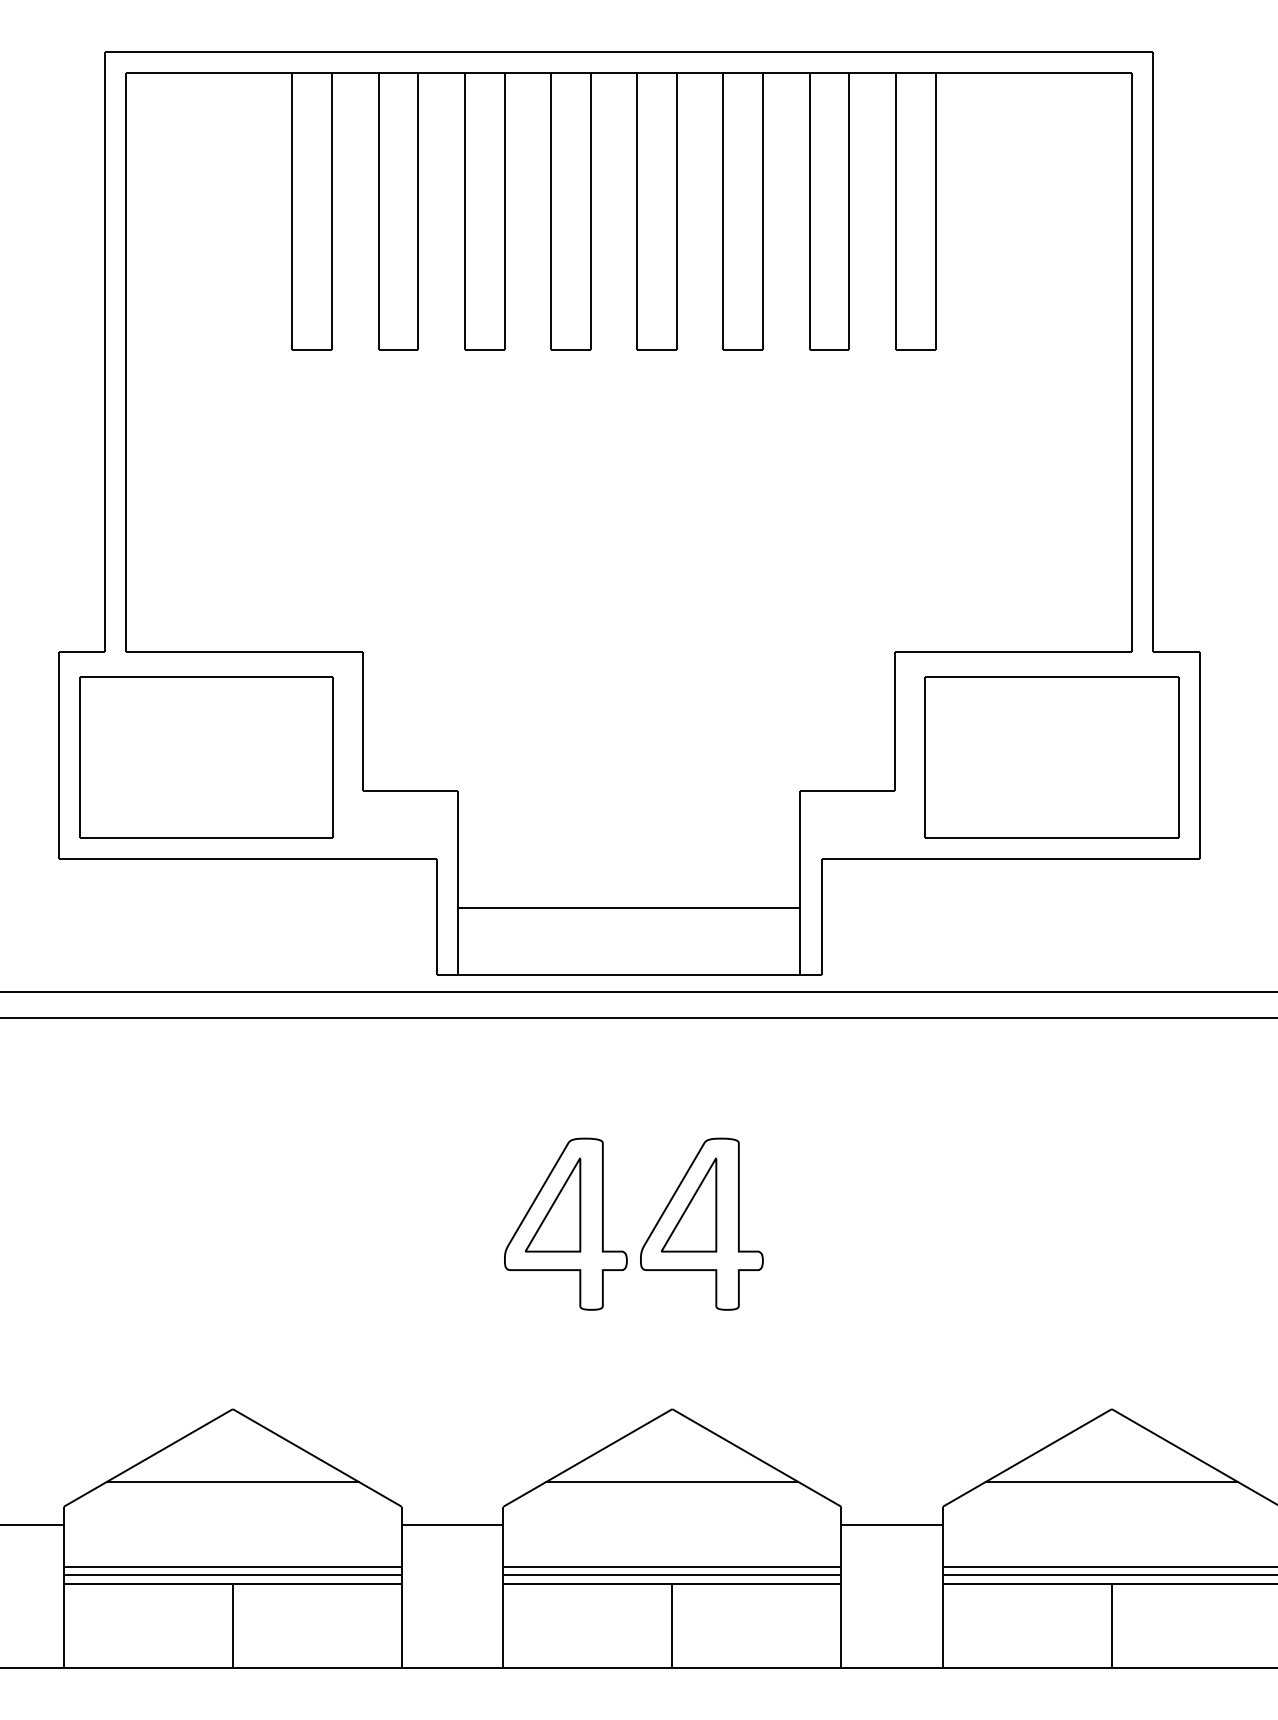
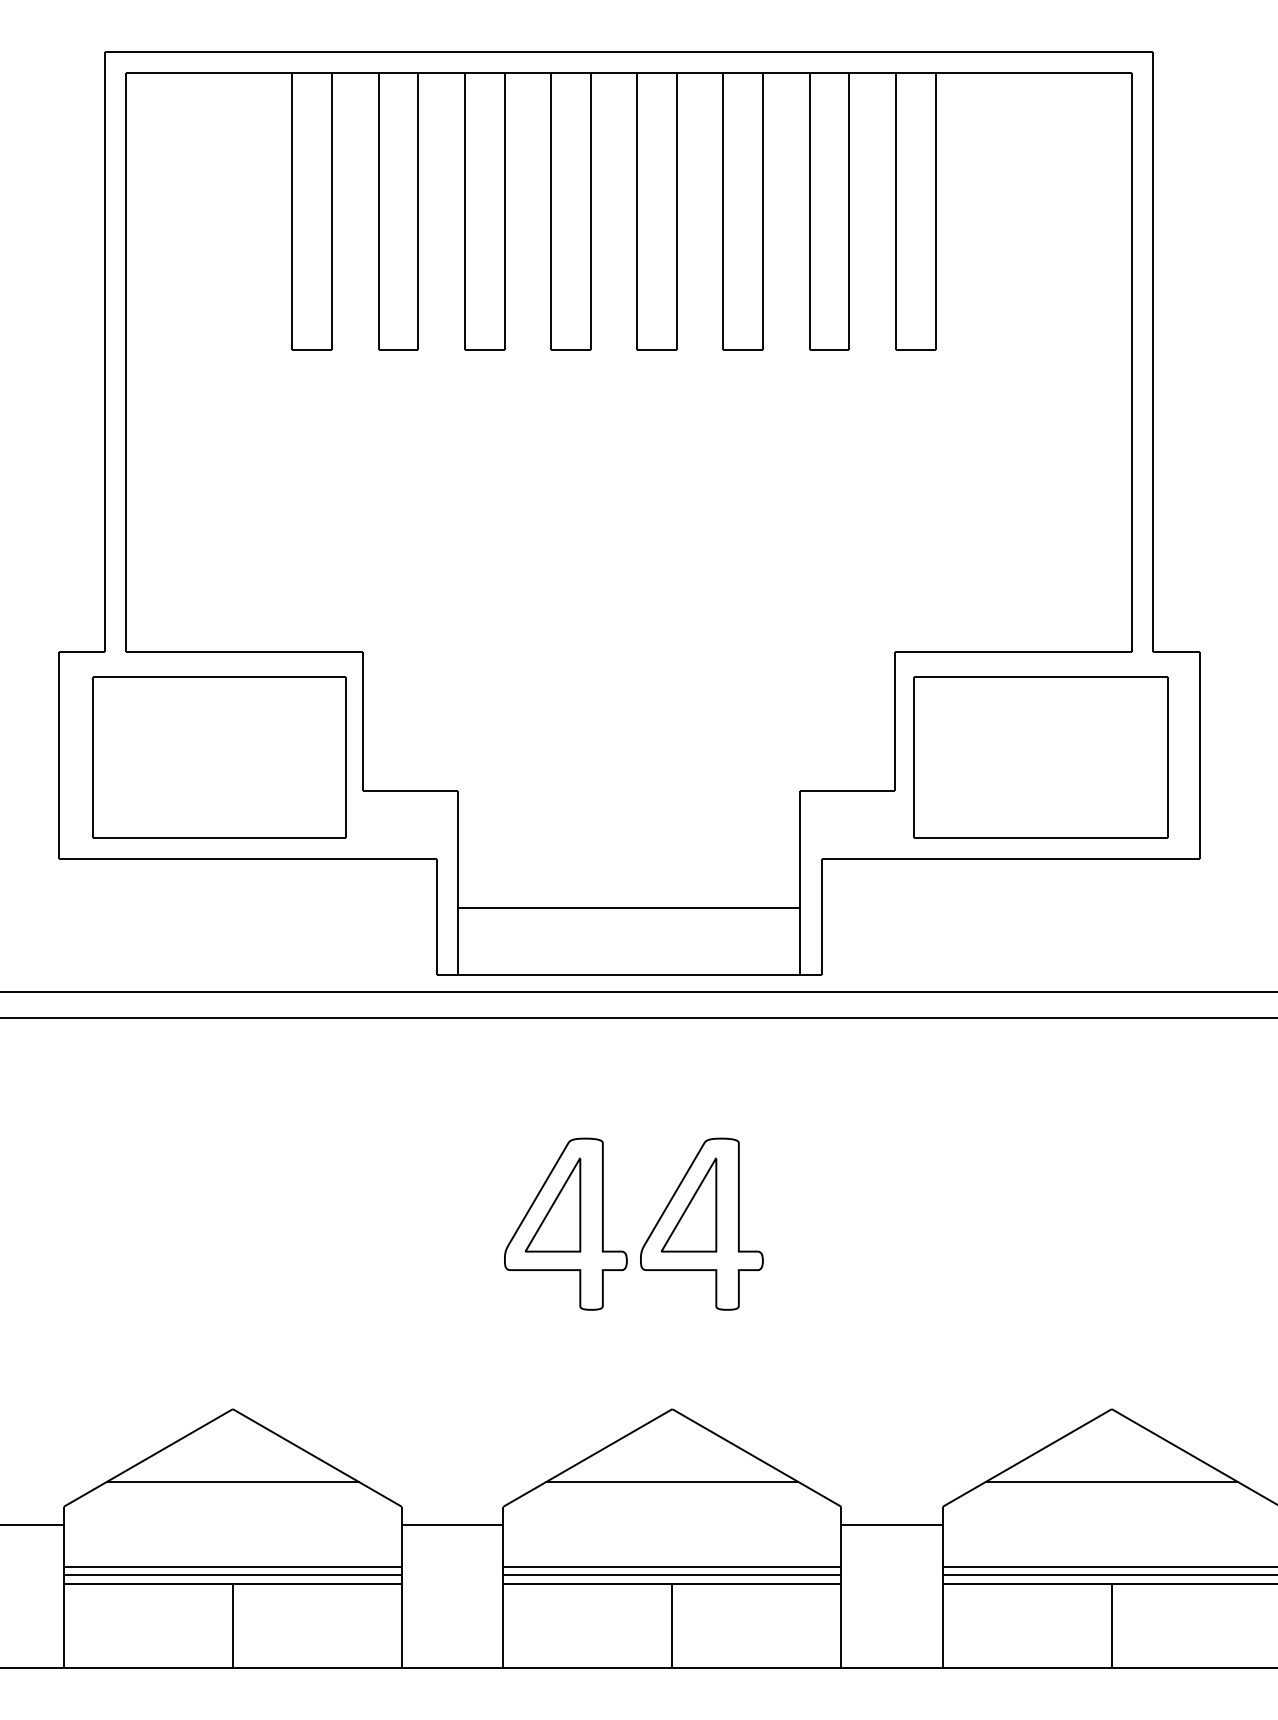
part position: (206, 757) -> (219, 757) (219, 757)
part position: (1051, 757) -> (1040, 757) (1040, 757)
